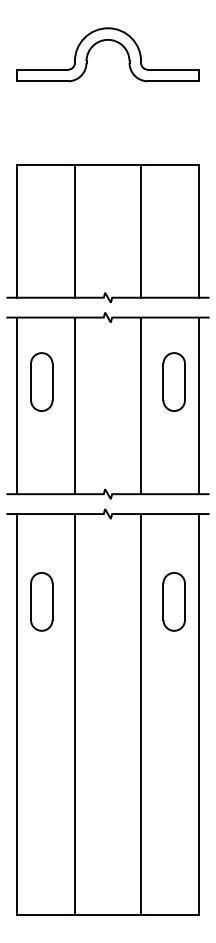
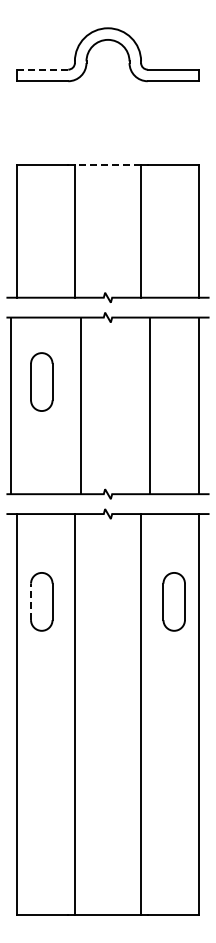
line: solid -> dashed (42, 69)
line: solid -> dashed (107, 164)
part: present -> none (173, 381)
line position: (16, 405) -> (10, 405) (10, 405)
line position: (74, 405) -> (80, 405) (80, 405)
line position: (141, 405) -> (150, 405) (150, 405)
line: solid -> dashed (31, 601)
